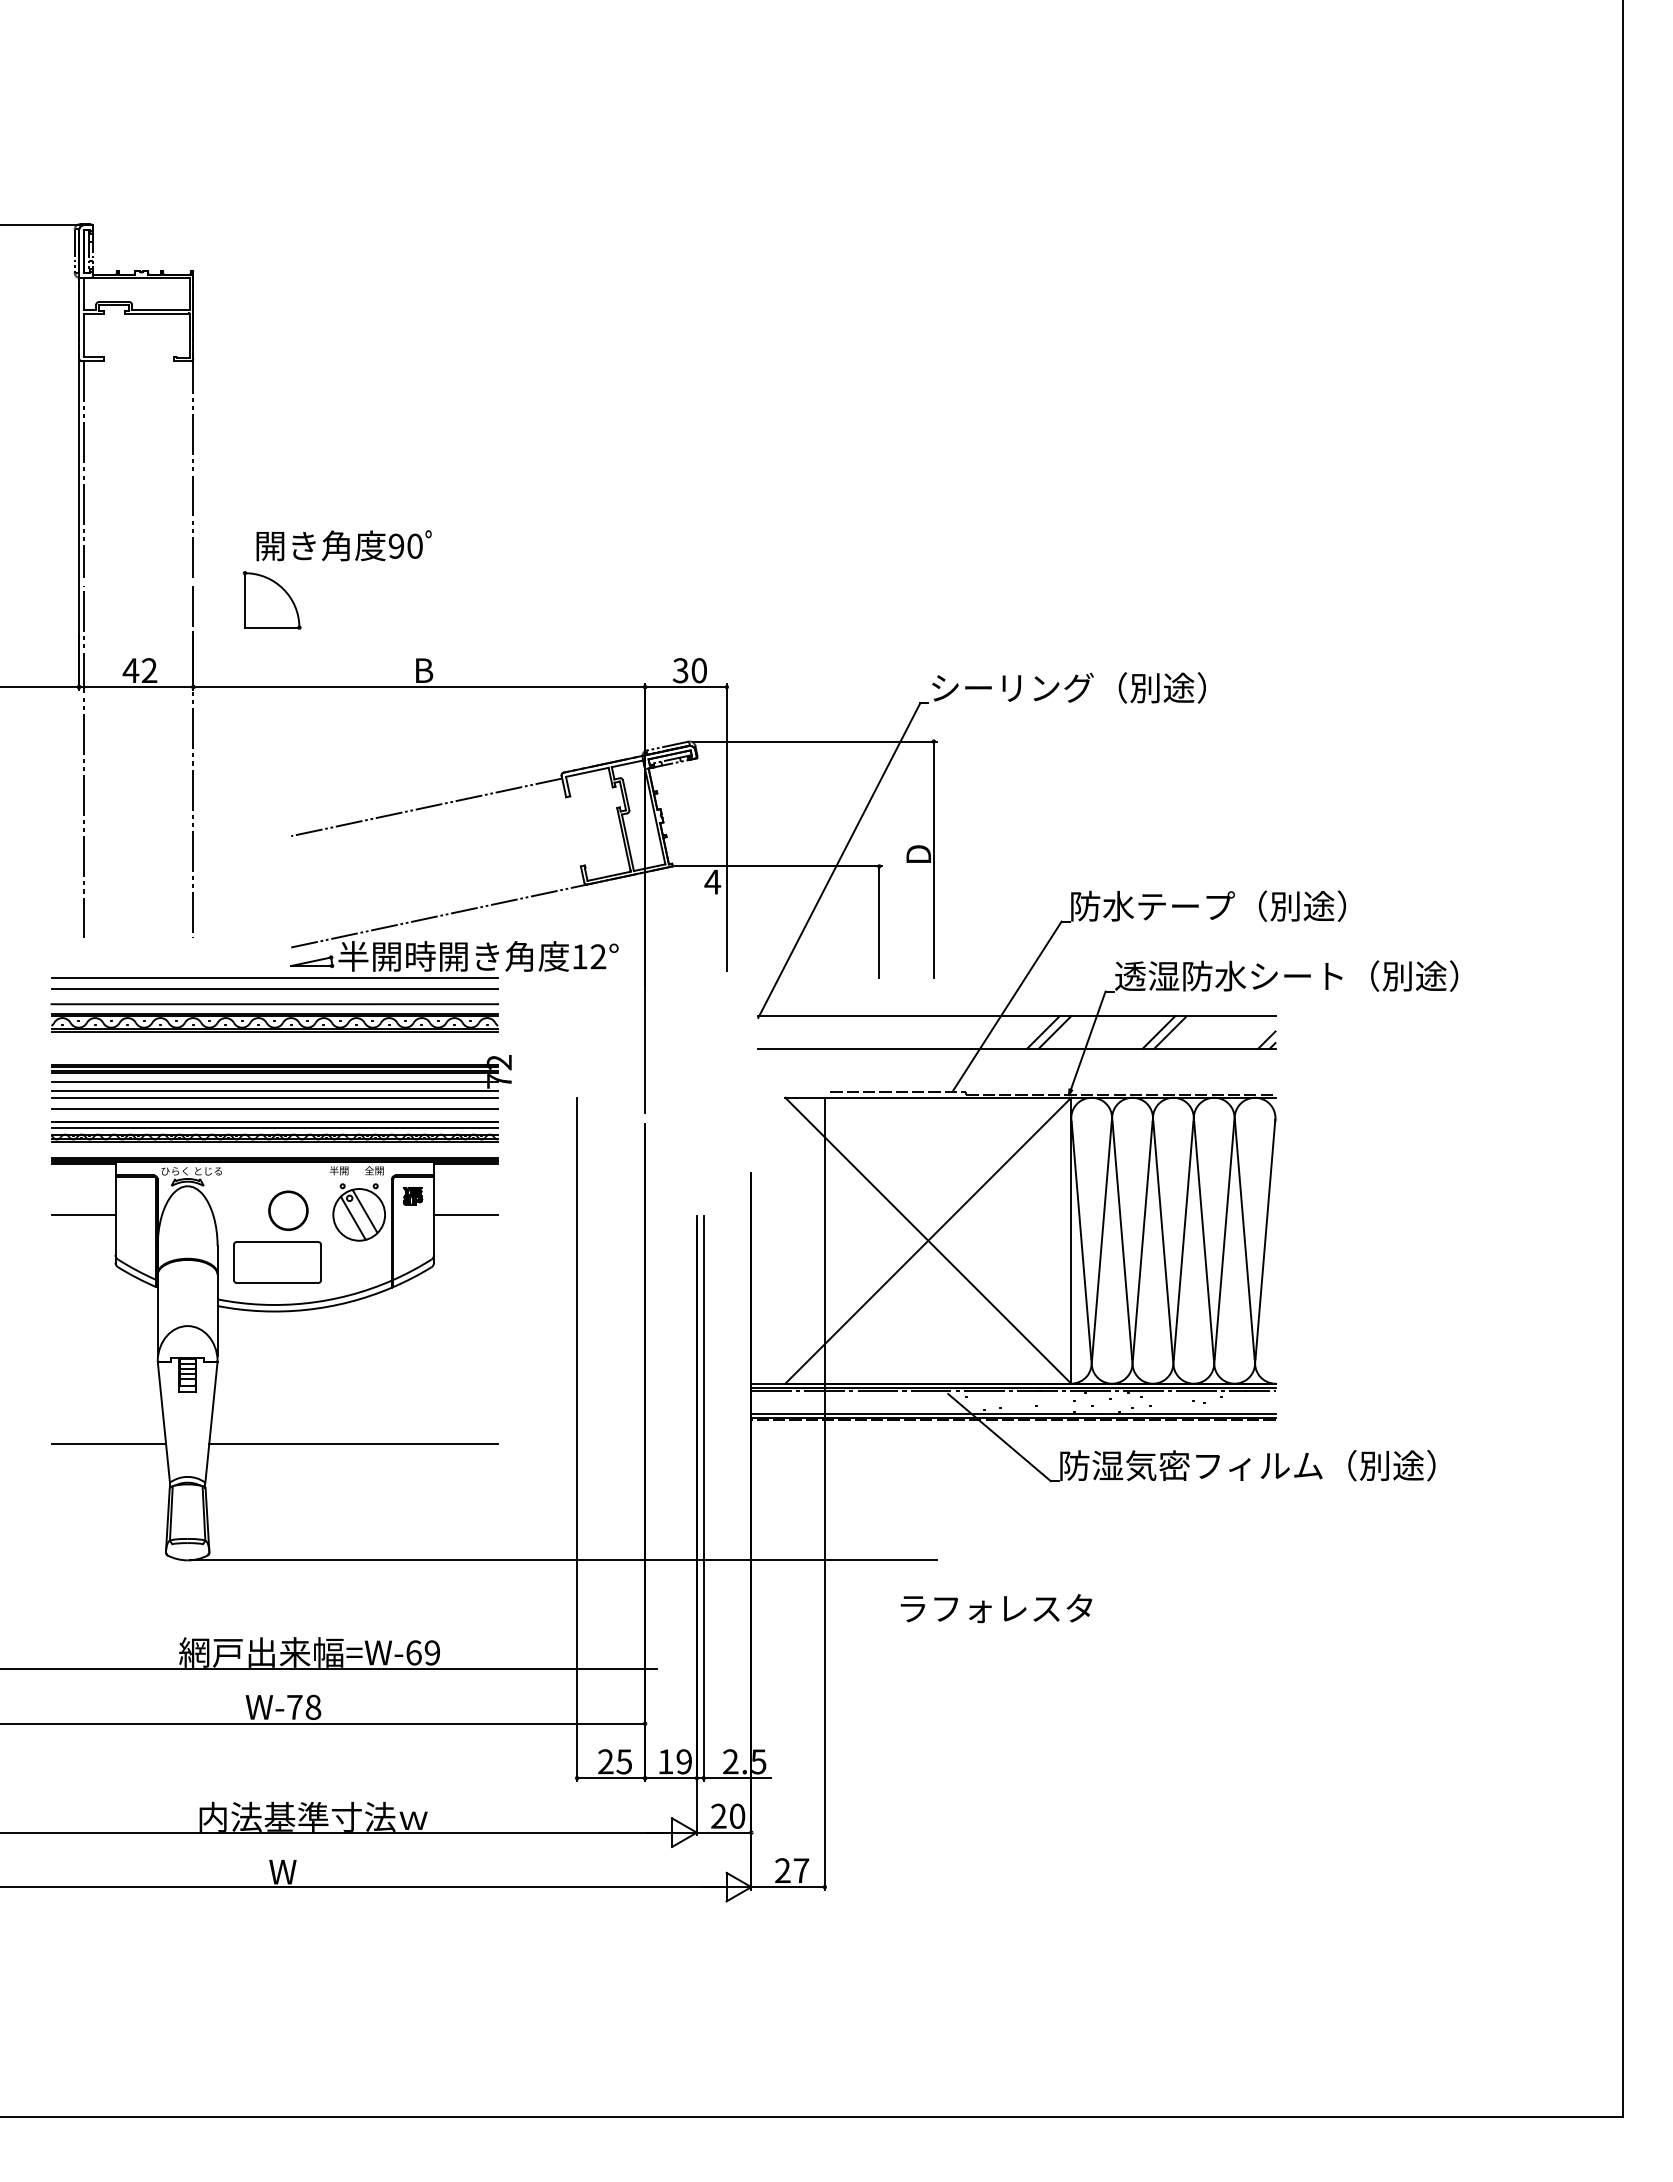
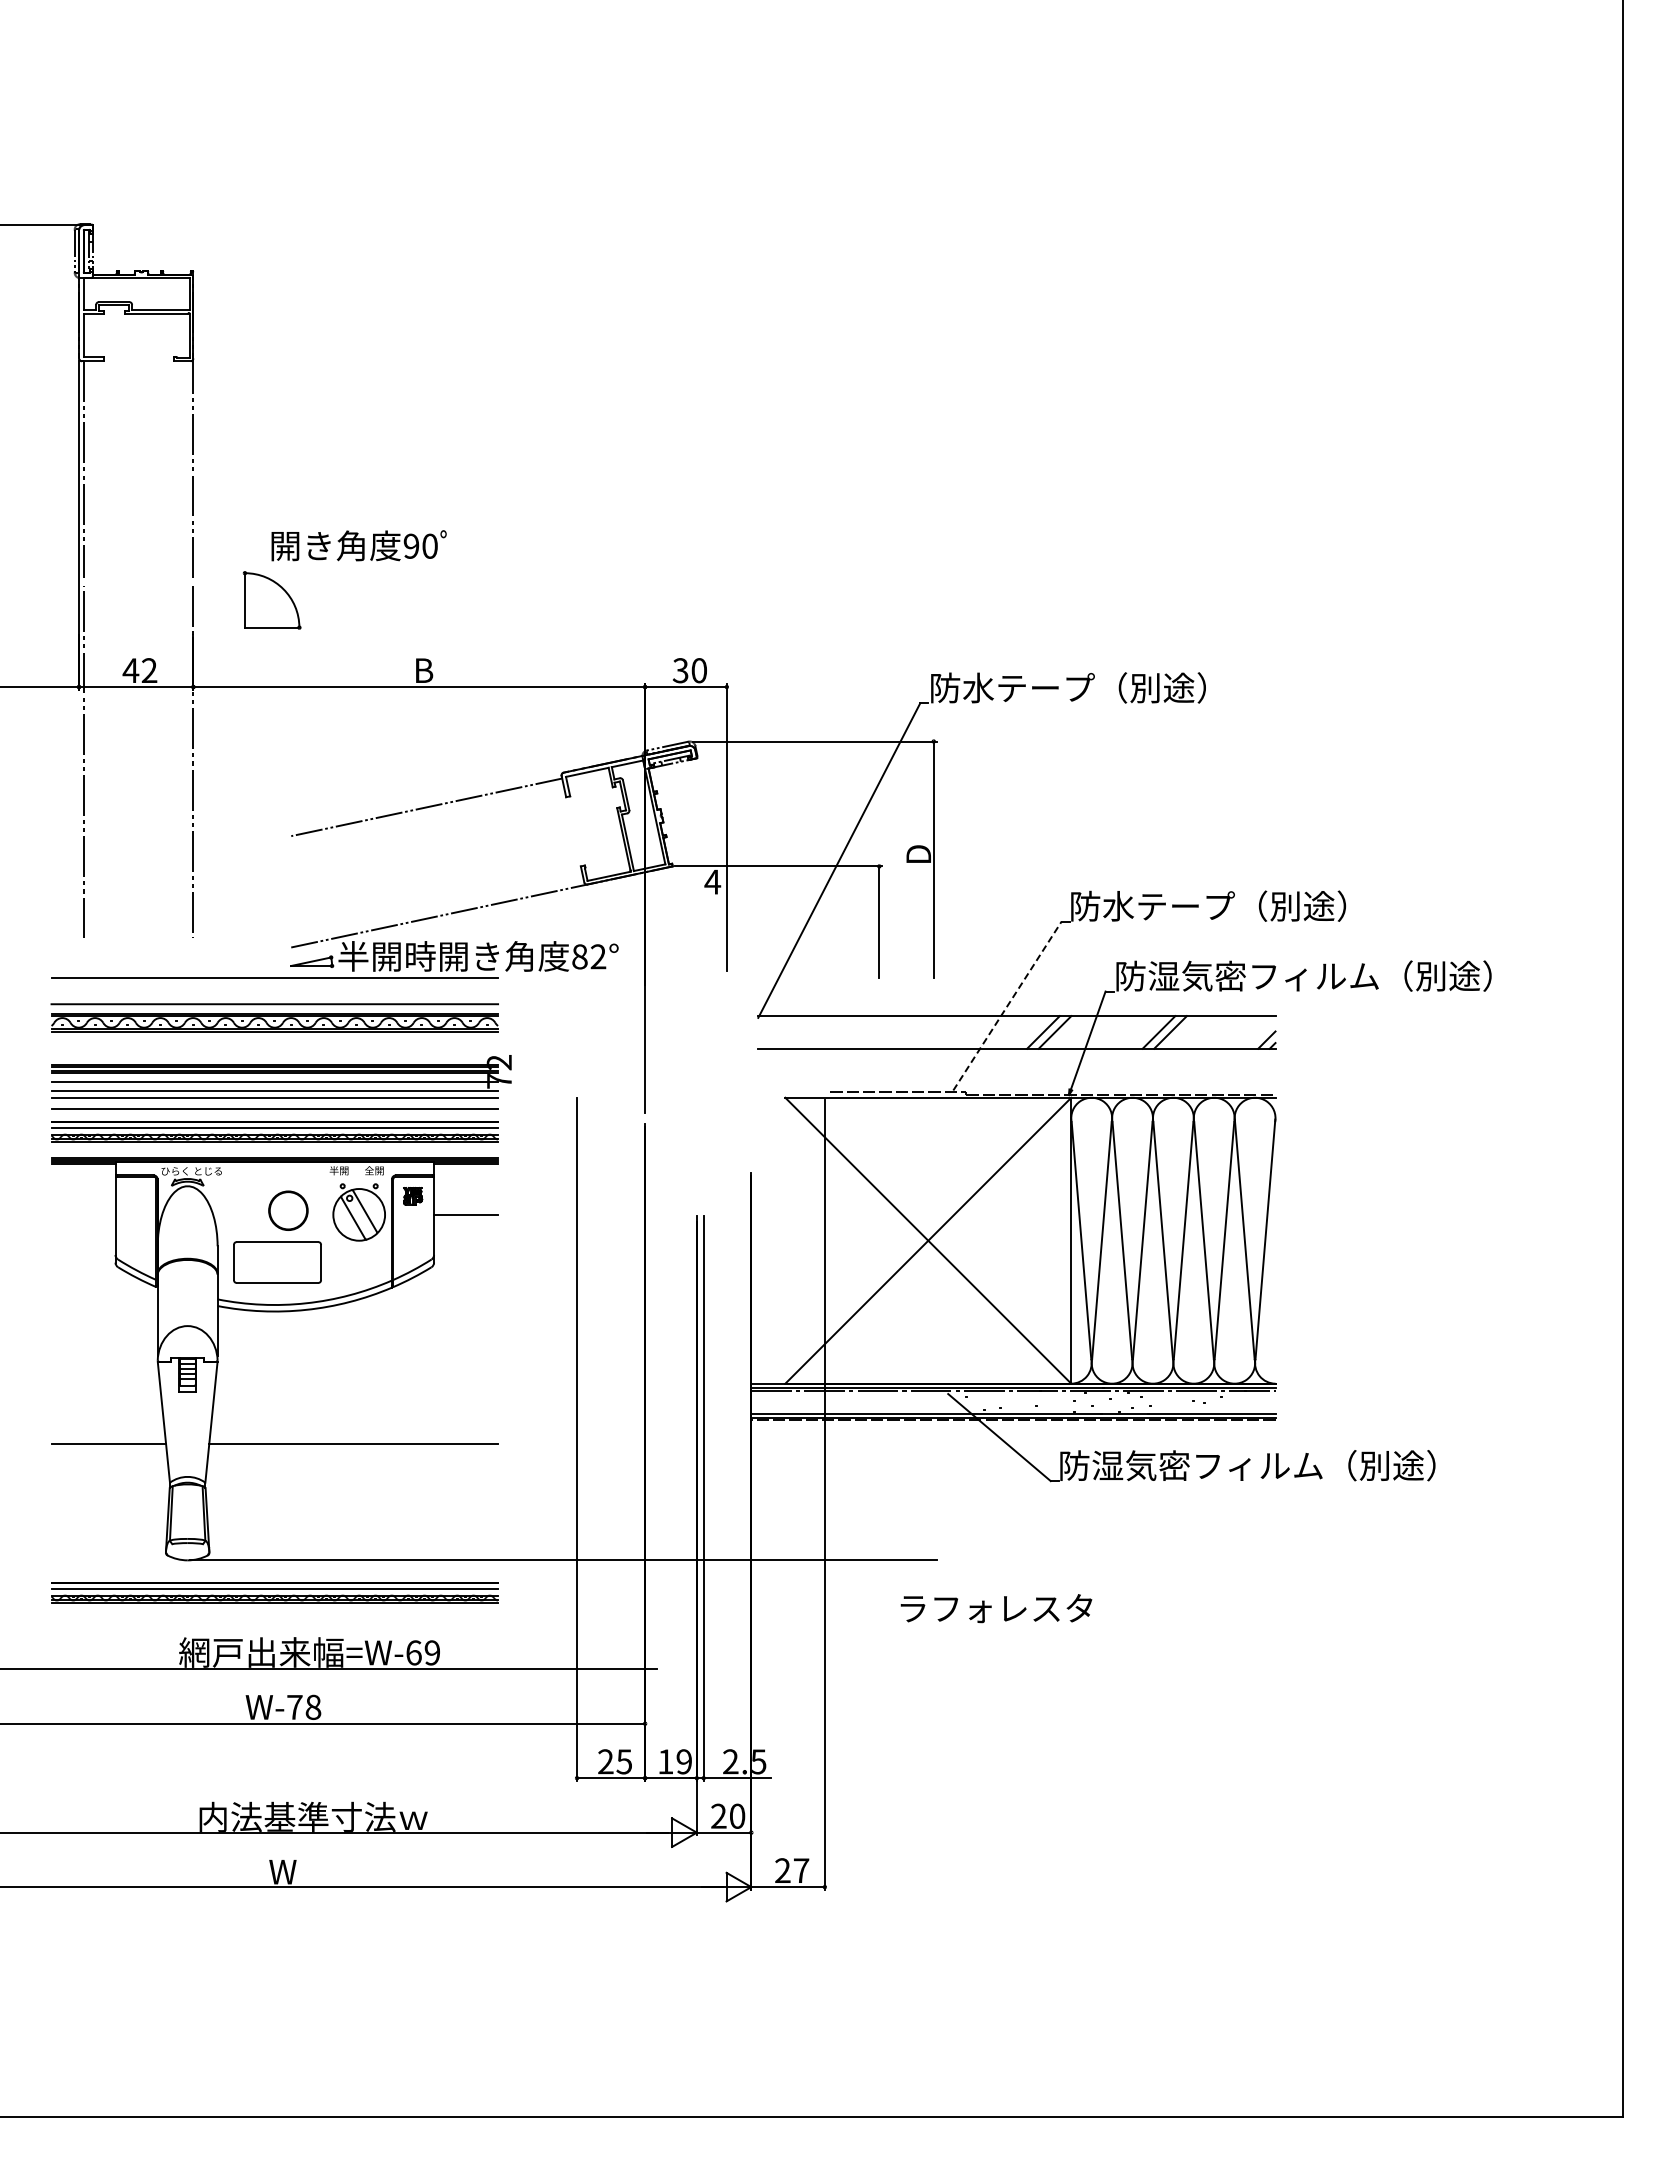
text position: (343, 545) -> (358, 545) (358, 545)
text: シーリング（別途） -> 防水テープ（別途） (1012, 687)
text: 12° -> 82° (579, 956)
text: 透湿防水シート（別途） -> 防湿気密フィルム（別途） (1303, 975)
line: present -> none (274, 988)
line: solid -> dashed (1007, 1005)
line: present -> none (83, 1214)
part: none -> present (274, 1592)
